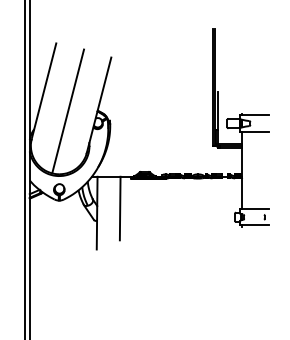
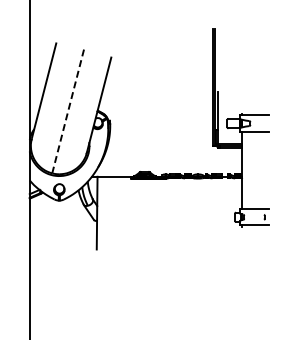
line: solid -> dashed (68, 111)
line: present -> none (24, 169)
line: present -> none (119, 208)
